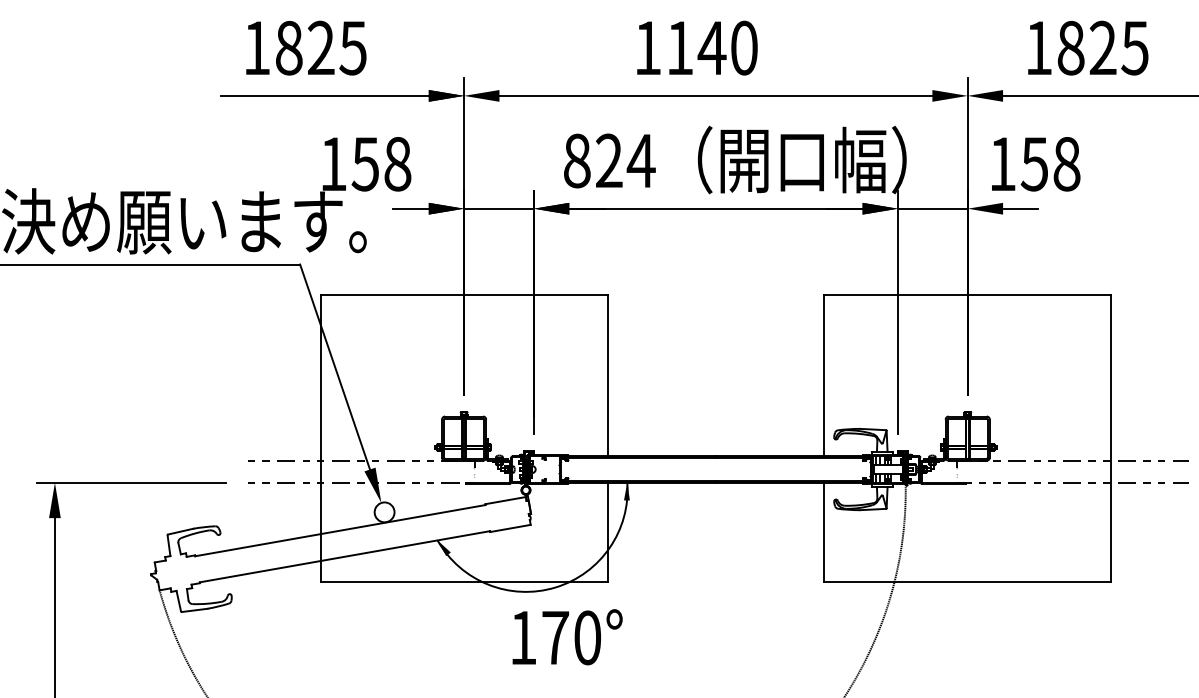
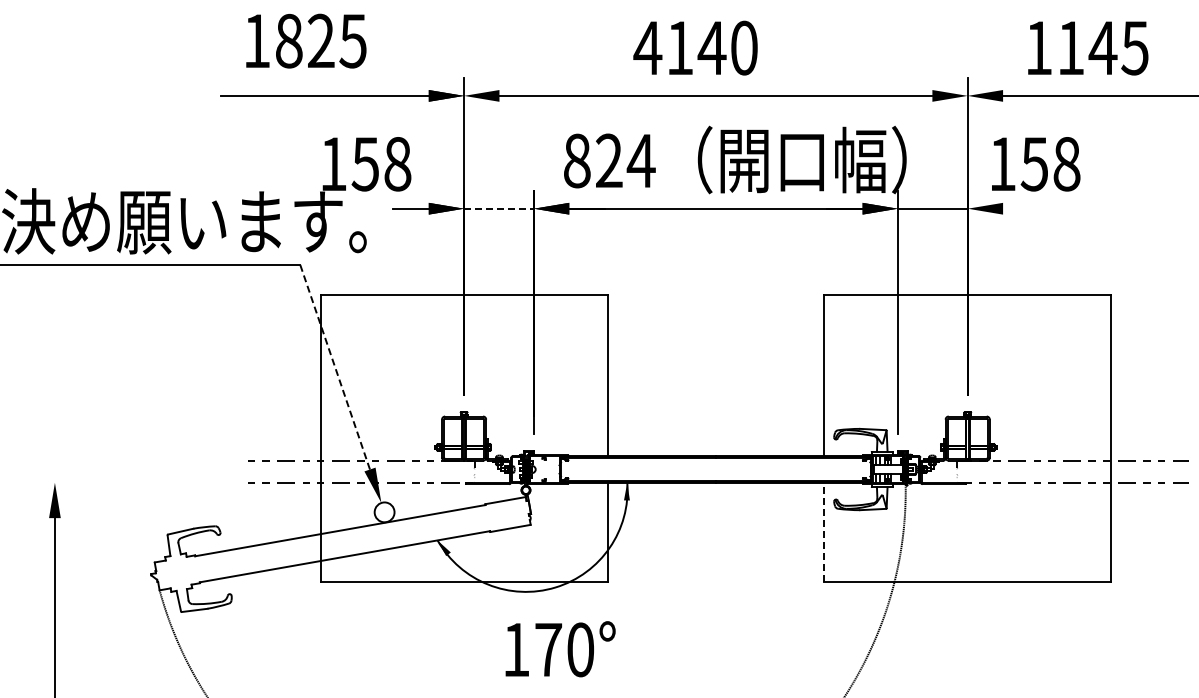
text position: (306, 47) -> (306, 40) (306, 40)
text: 1140 -> 4140 (647, 47)
text: 1825 -> 1145 (1087, 47)
line: solid -> dashed (499, 208)
line: present -> none (1020, 208)
line: solid -> dashed (334, 366)
line: present -> none (131, 482)
line: solid -> dashed (824, 532)
text position: (567, 637) -> (560, 649) (560, 649)
